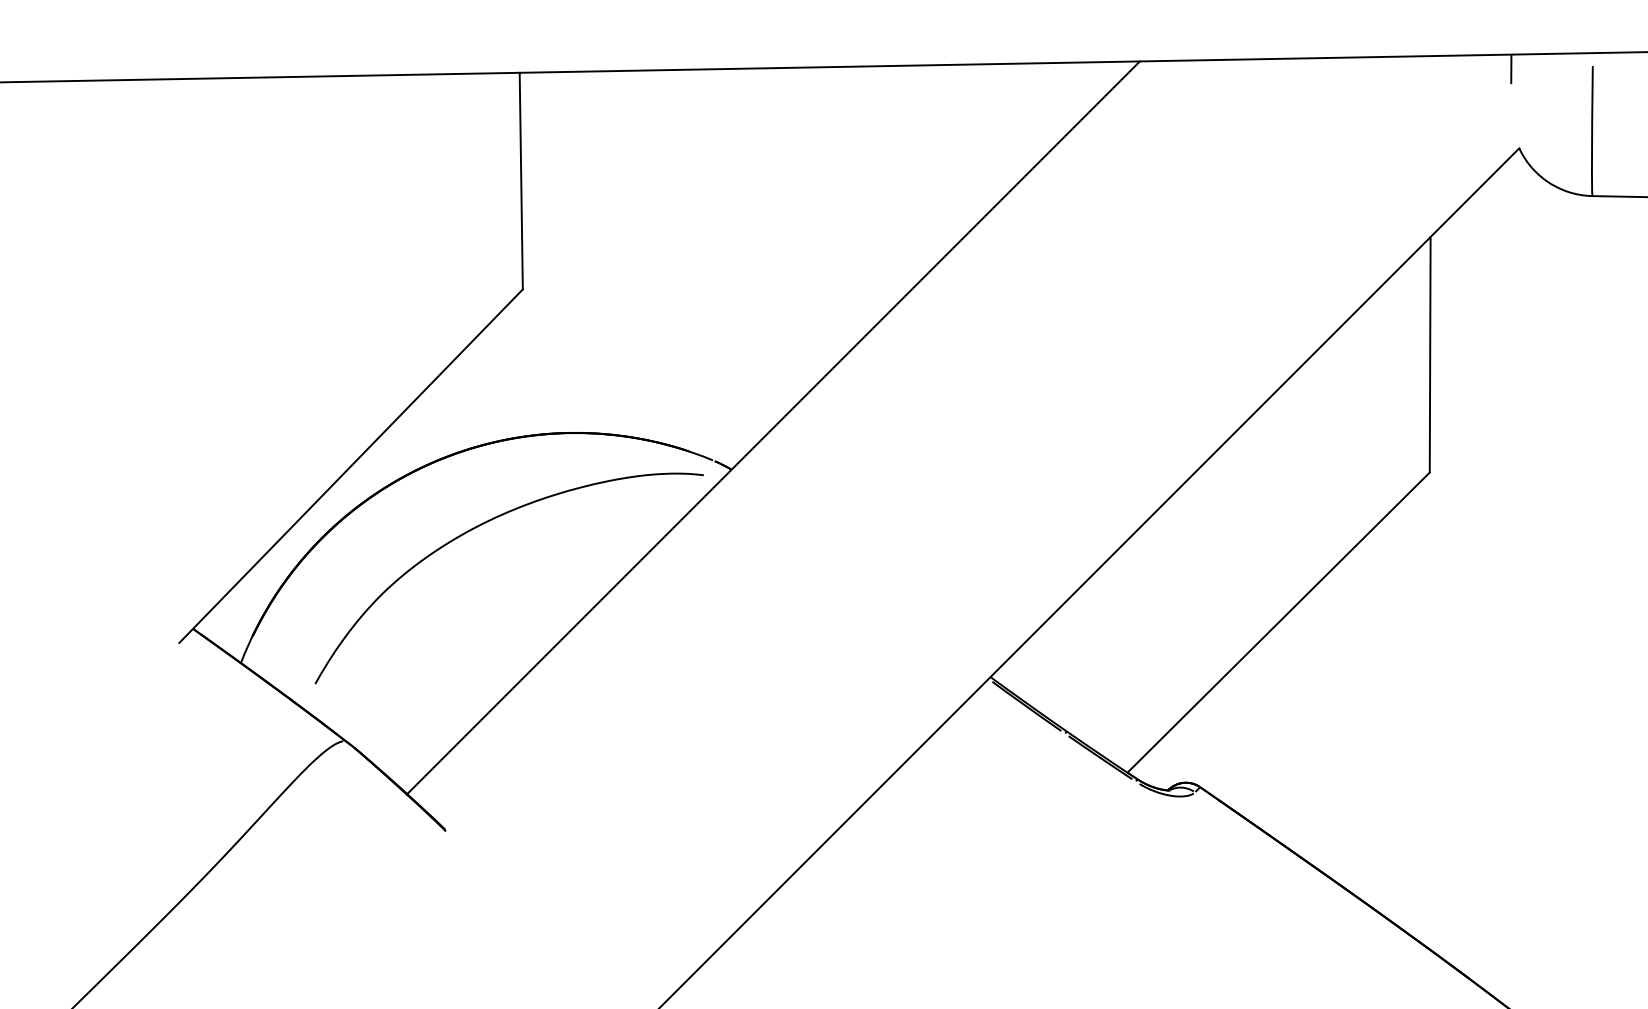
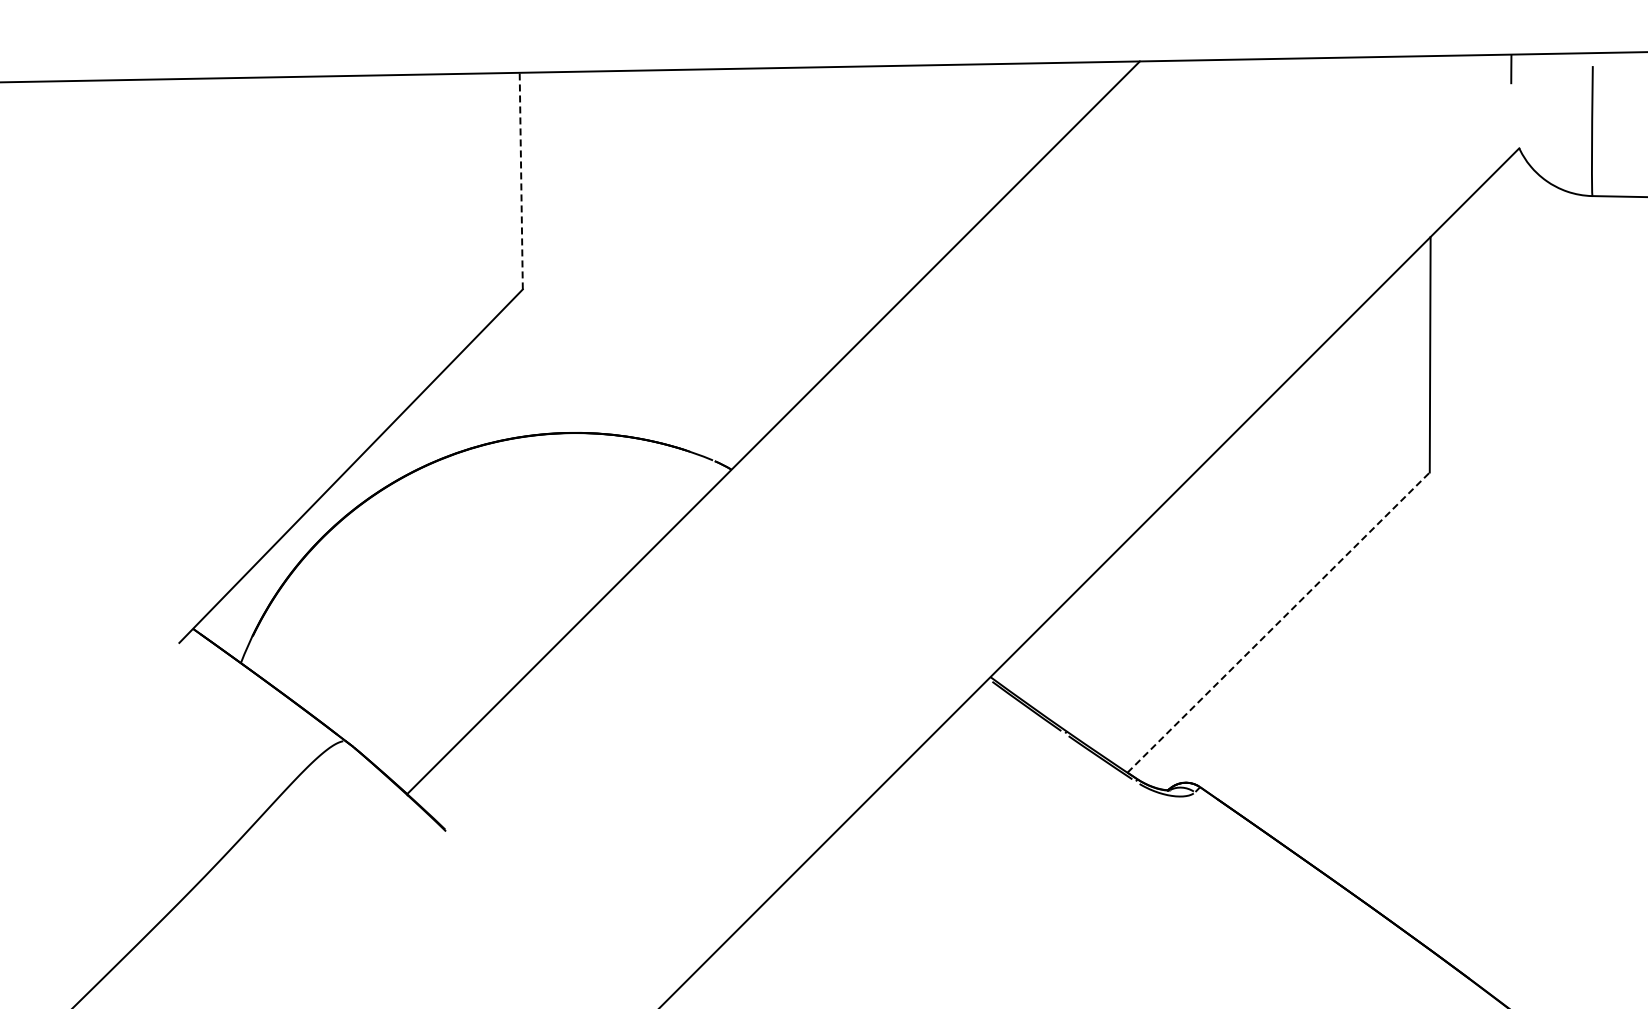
line: solid -> dashed (521, 180)
curve: present -> none (481, 525)
line: solid -> dashed (1278, 622)
